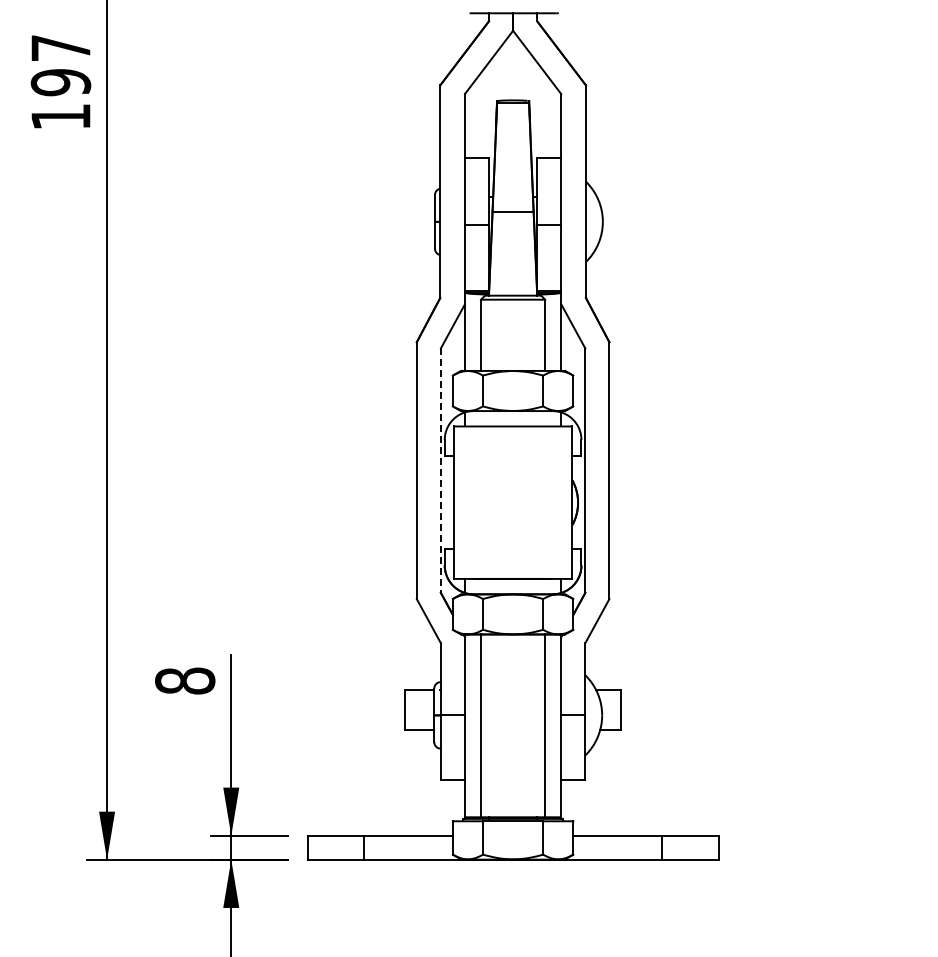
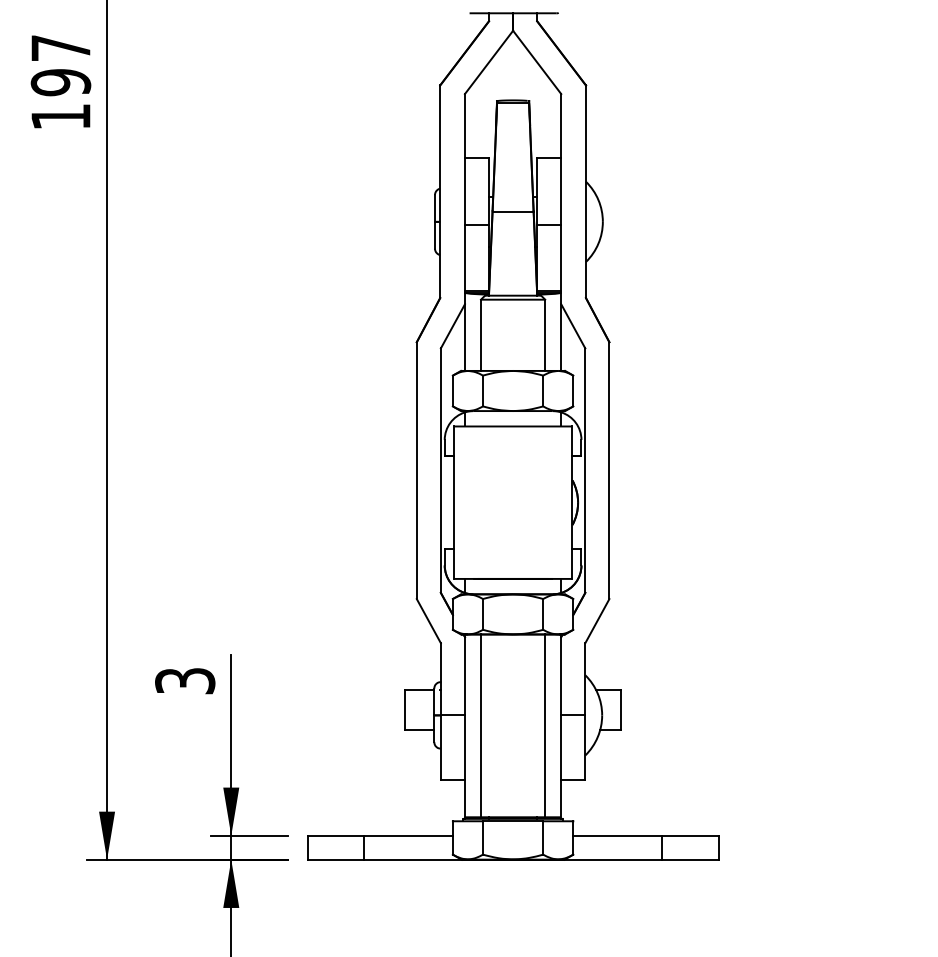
line: dashed -> solid (440, 471)
text: 8 -> 3 (185, 680)
